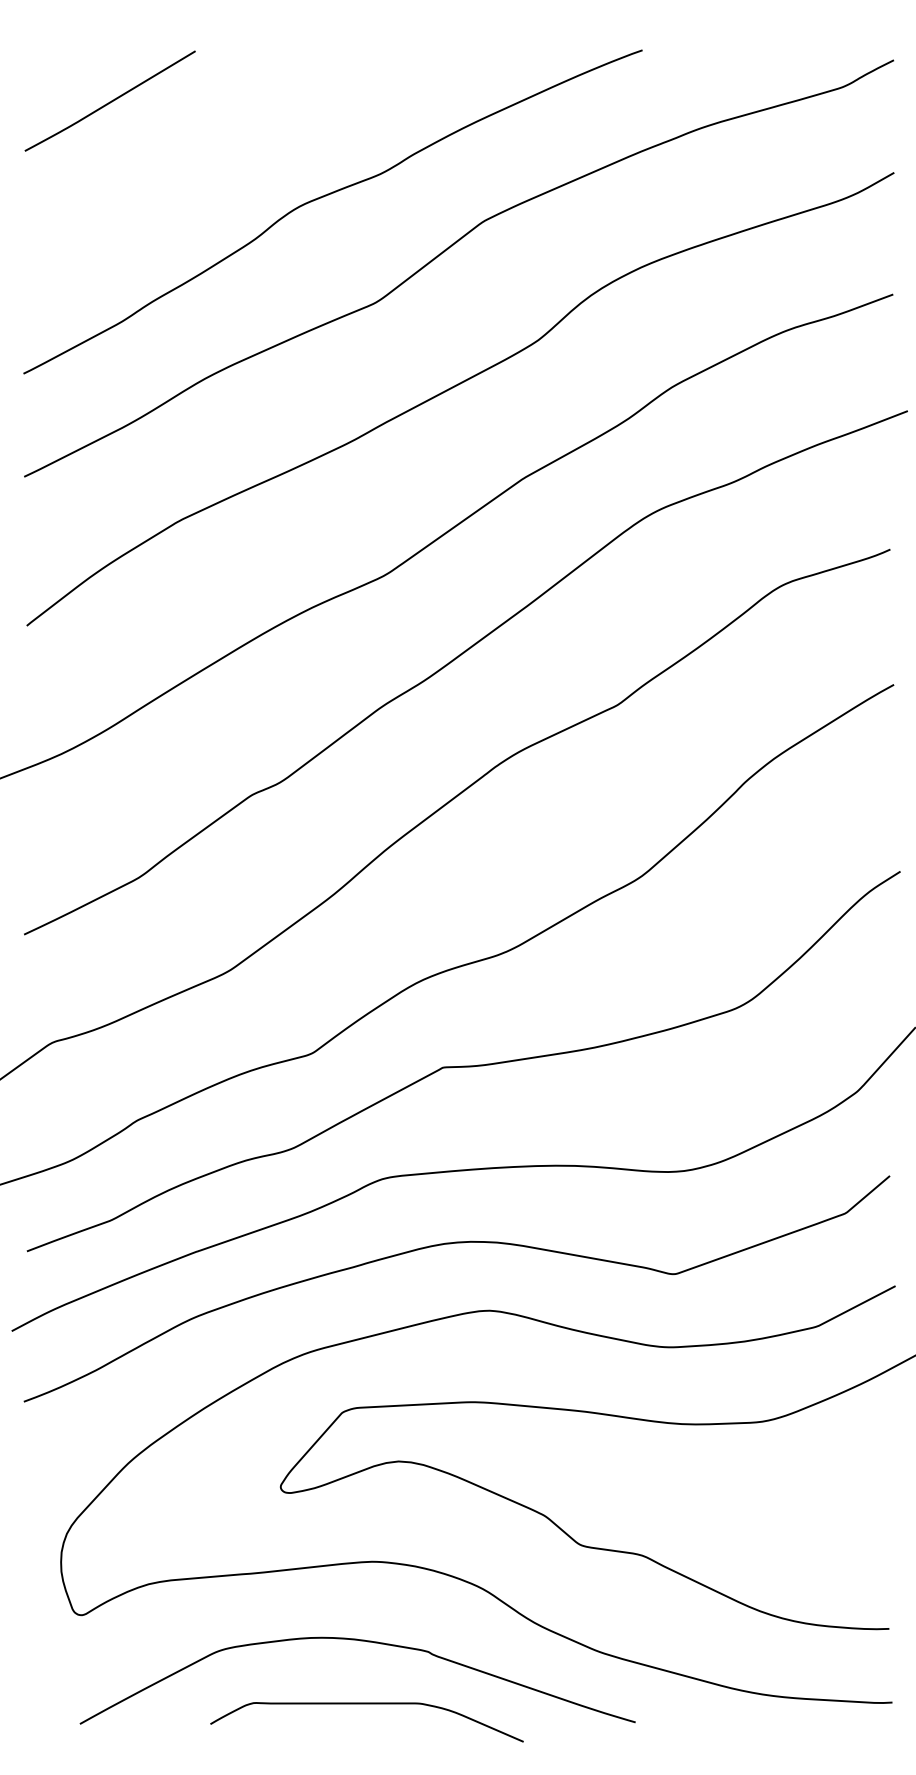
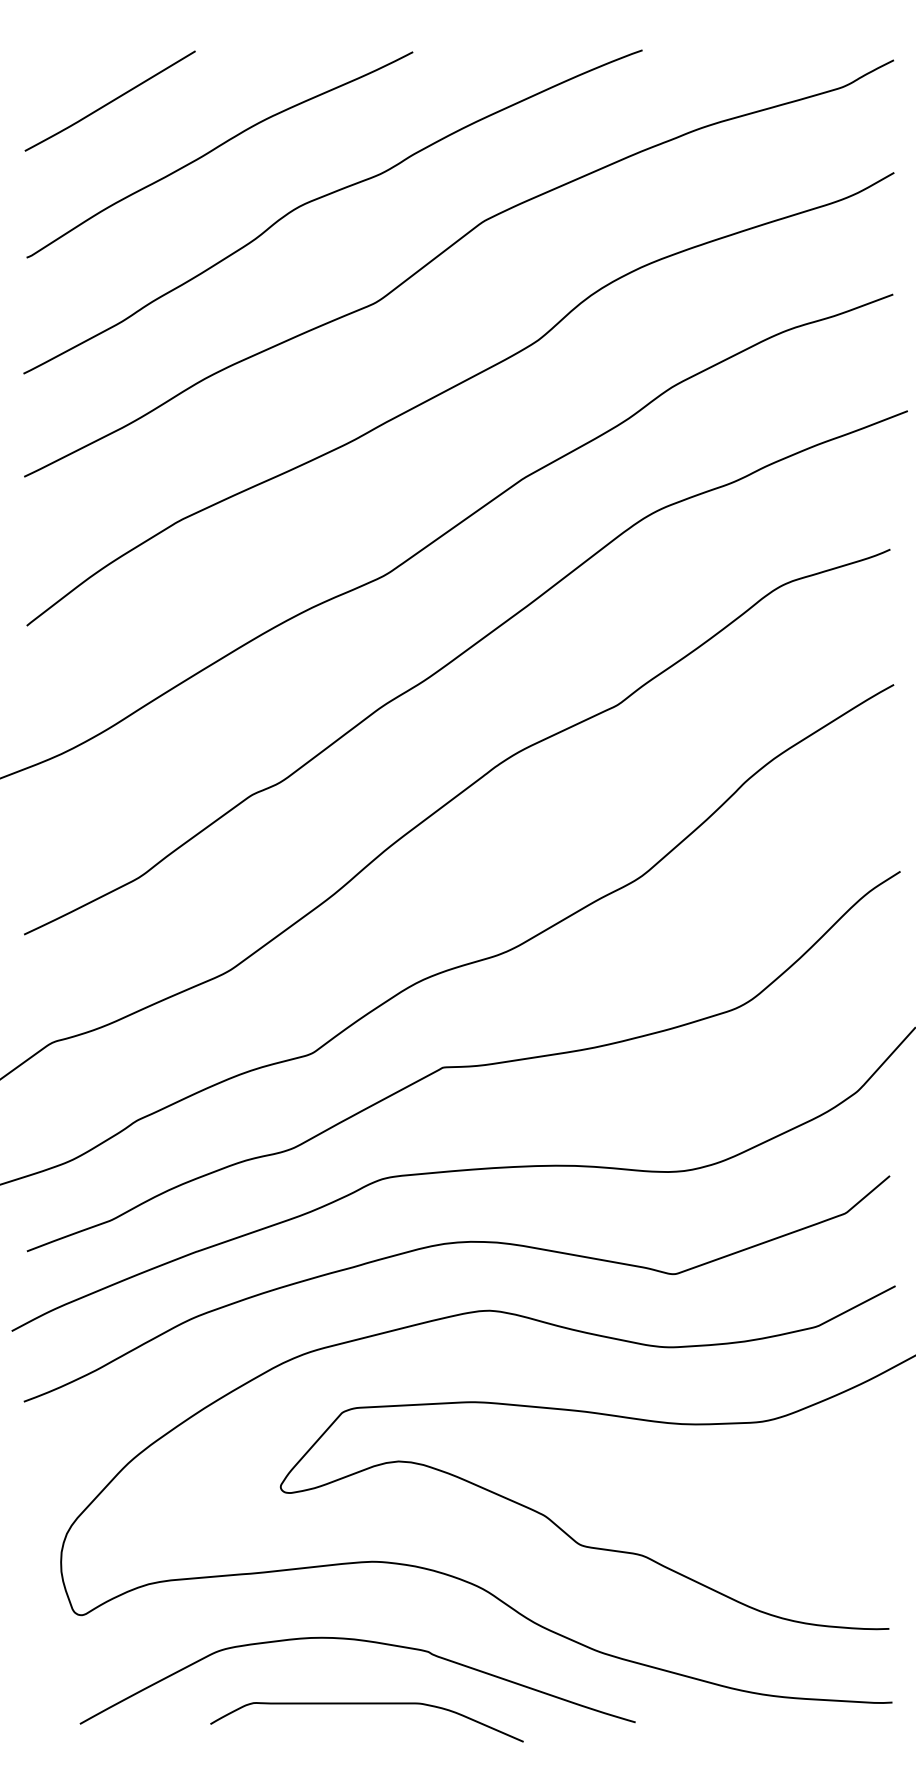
curve: none -> present (217, 148)
